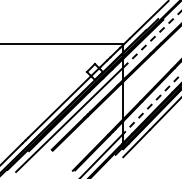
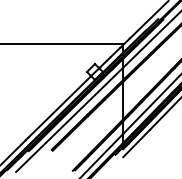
line: dashed -> solid (152, 39)
line: dashed -> solid (152, 103)
